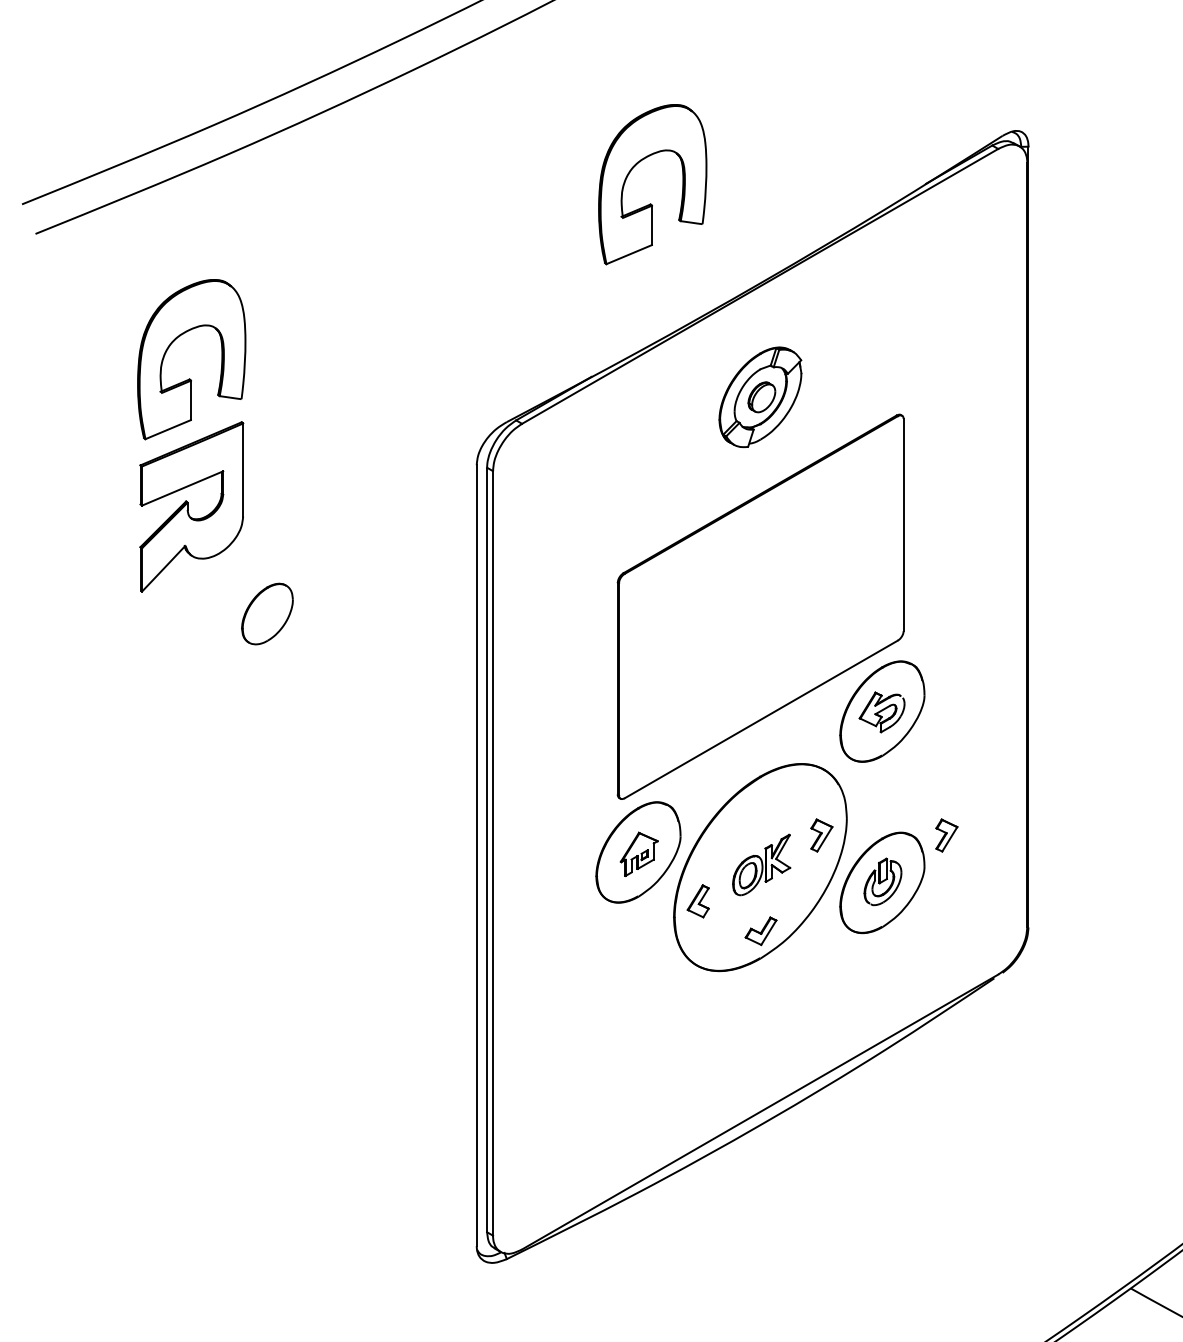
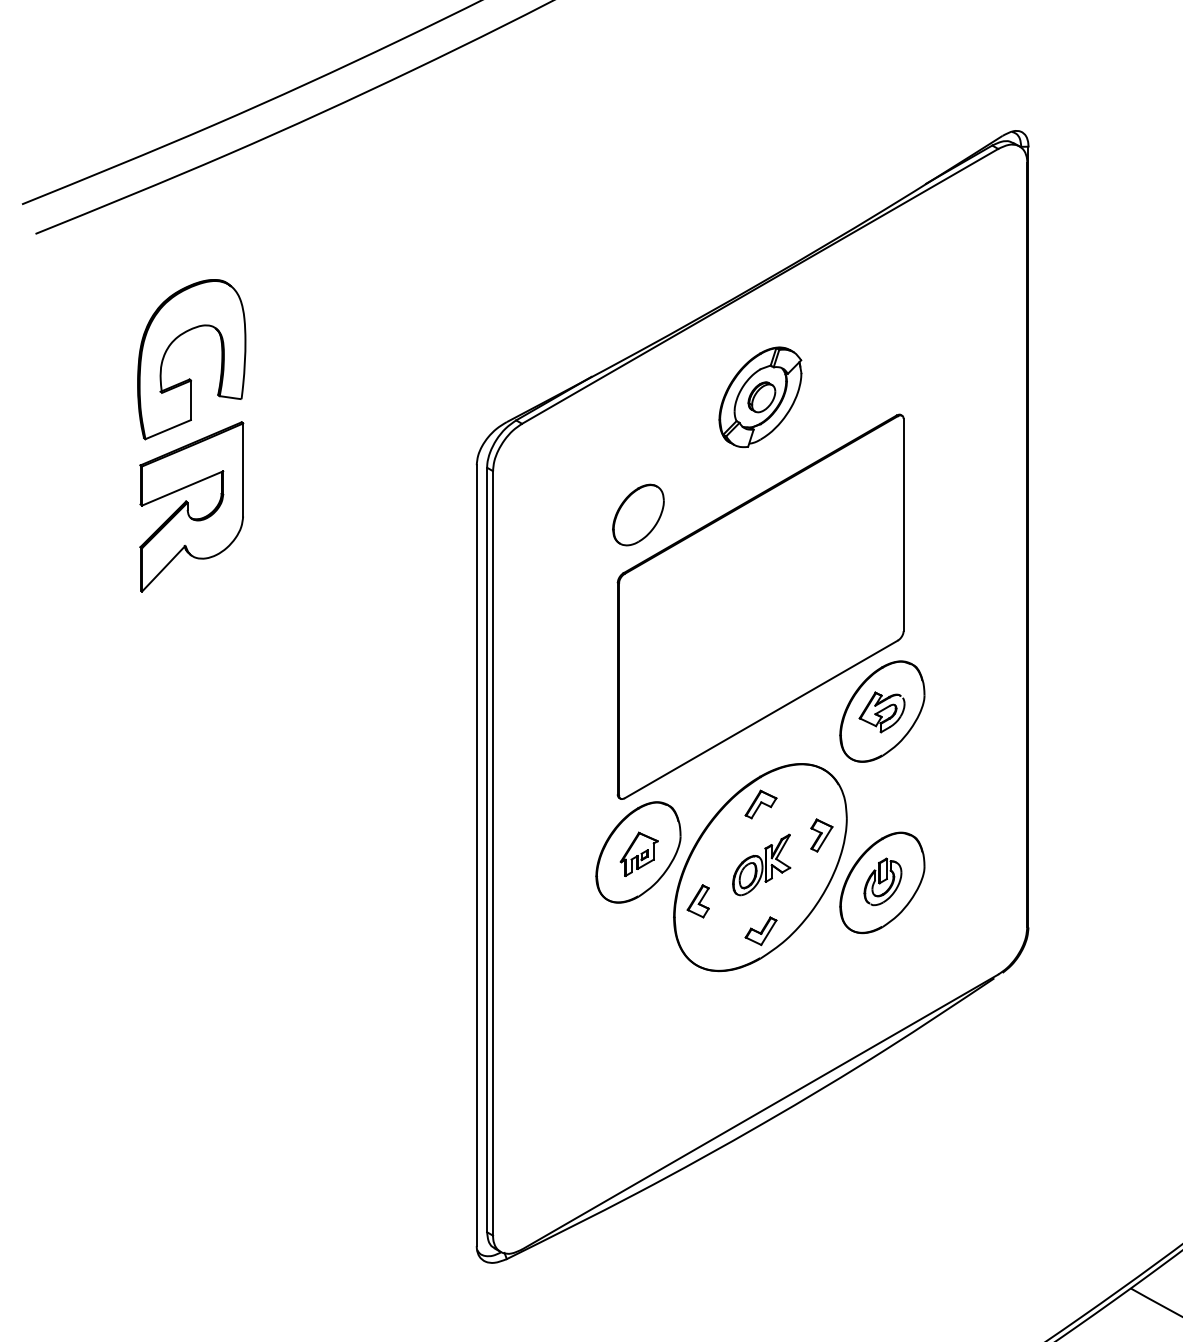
part: present -> none (651, 203)
part position: (267, 613) -> (638, 514) (638, 514)
part: none -> present (760, 804)
part: present -> none (946, 835)
